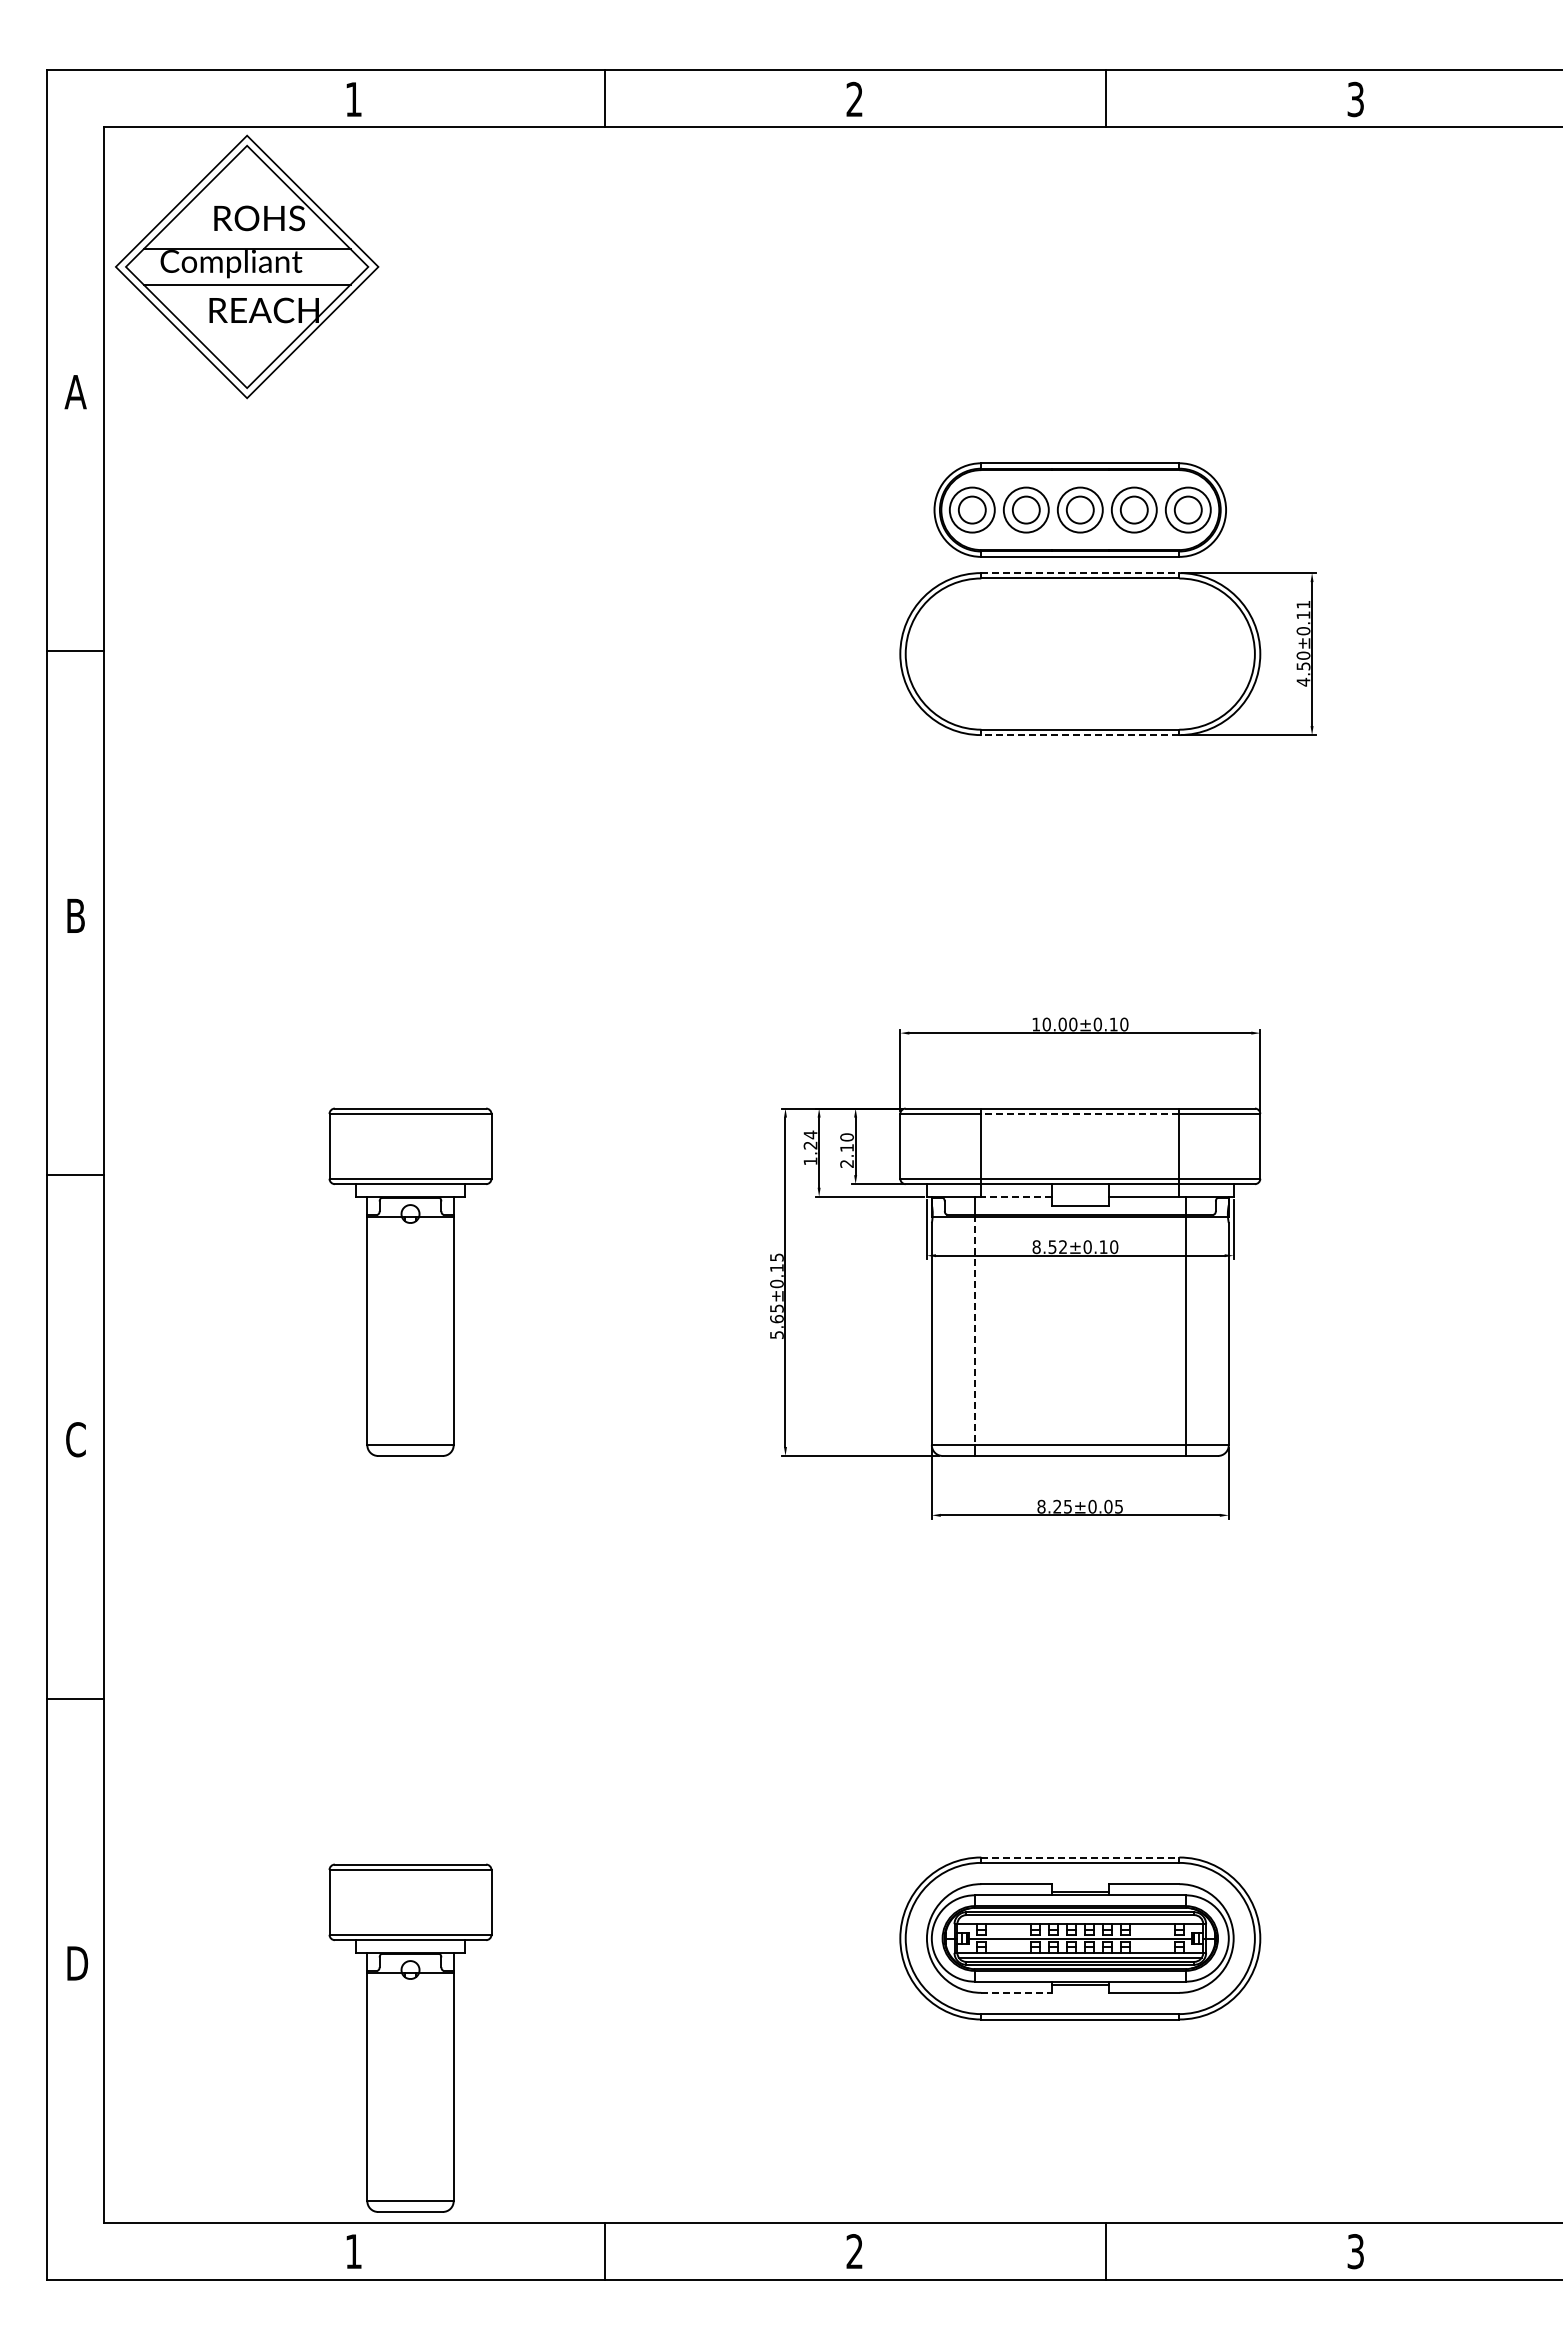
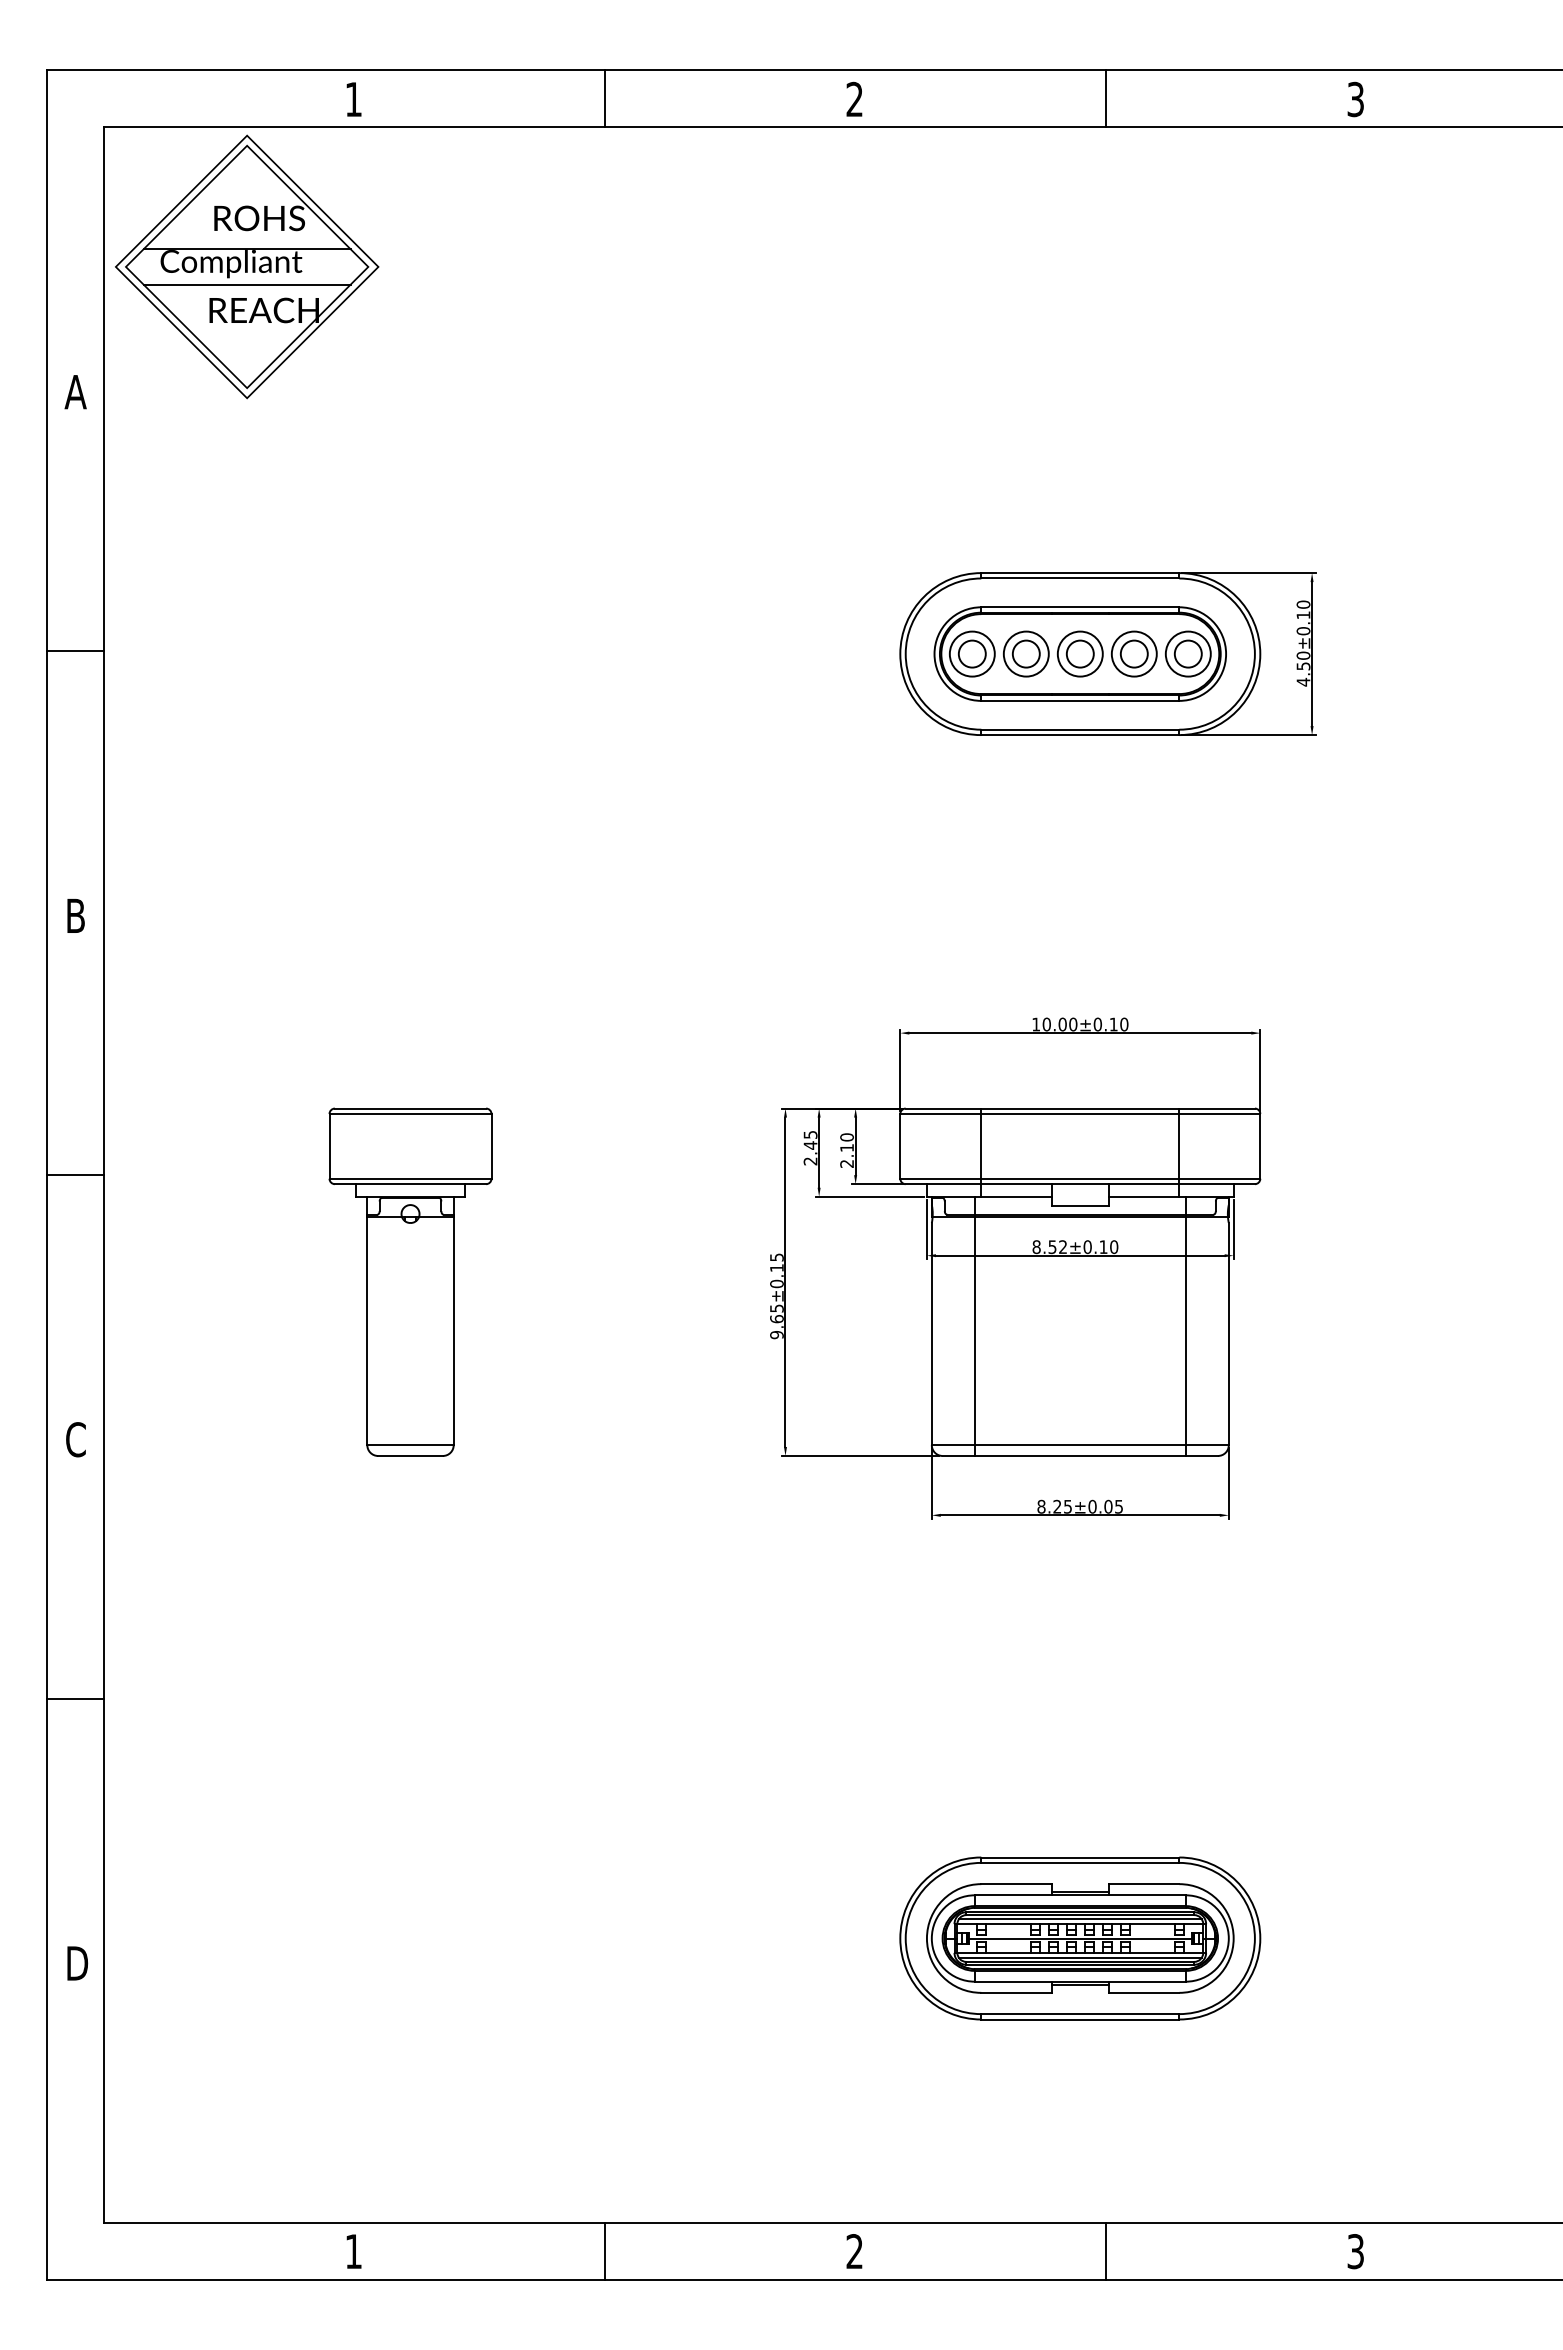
part position: (1079, 509) -> (1079, 653) (1079, 653)
line: dashed -> solid (1080, 573)
text: 4.50±0.11 -> 4.50±0.10 (1303, 604)
line: dashed -> solid (1080, 735)
line: dashed -> solid (1080, 1113)
text: 1.24 -> 2.45 (810, 1147)
line: dashed -> solid (1015, 1196)
line: dashed -> solid (975, 1330)
text: 5.65±0.15 -> 9.65±0.15 (776, 1335)
line: dashed -> solid (1080, 1857)
line: none -> present (1079, 1919)
line: dashed -> solid (1016, 1992)
part: present -> none (410, 2037)
